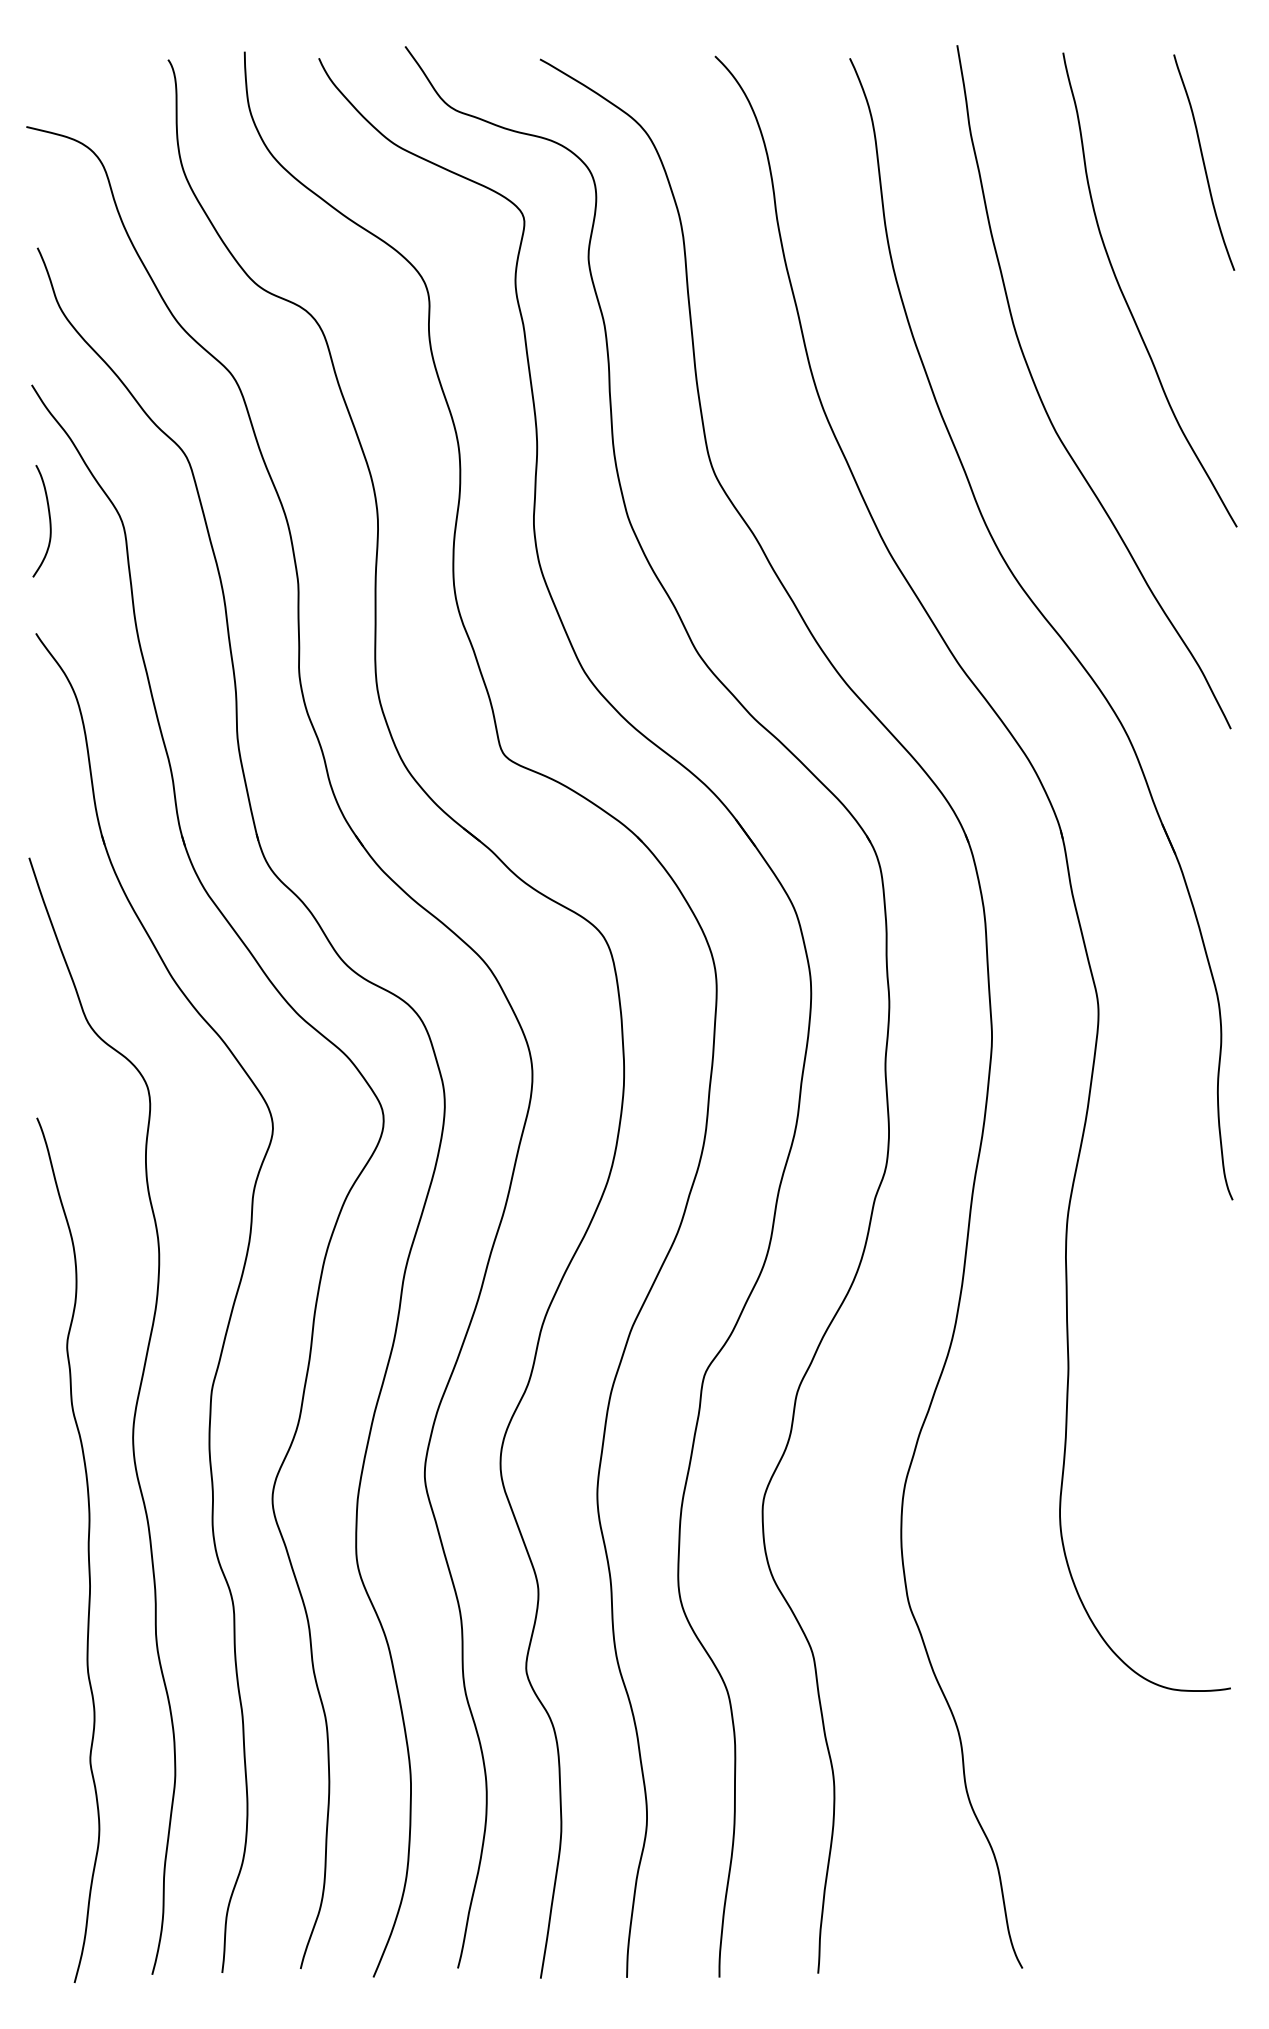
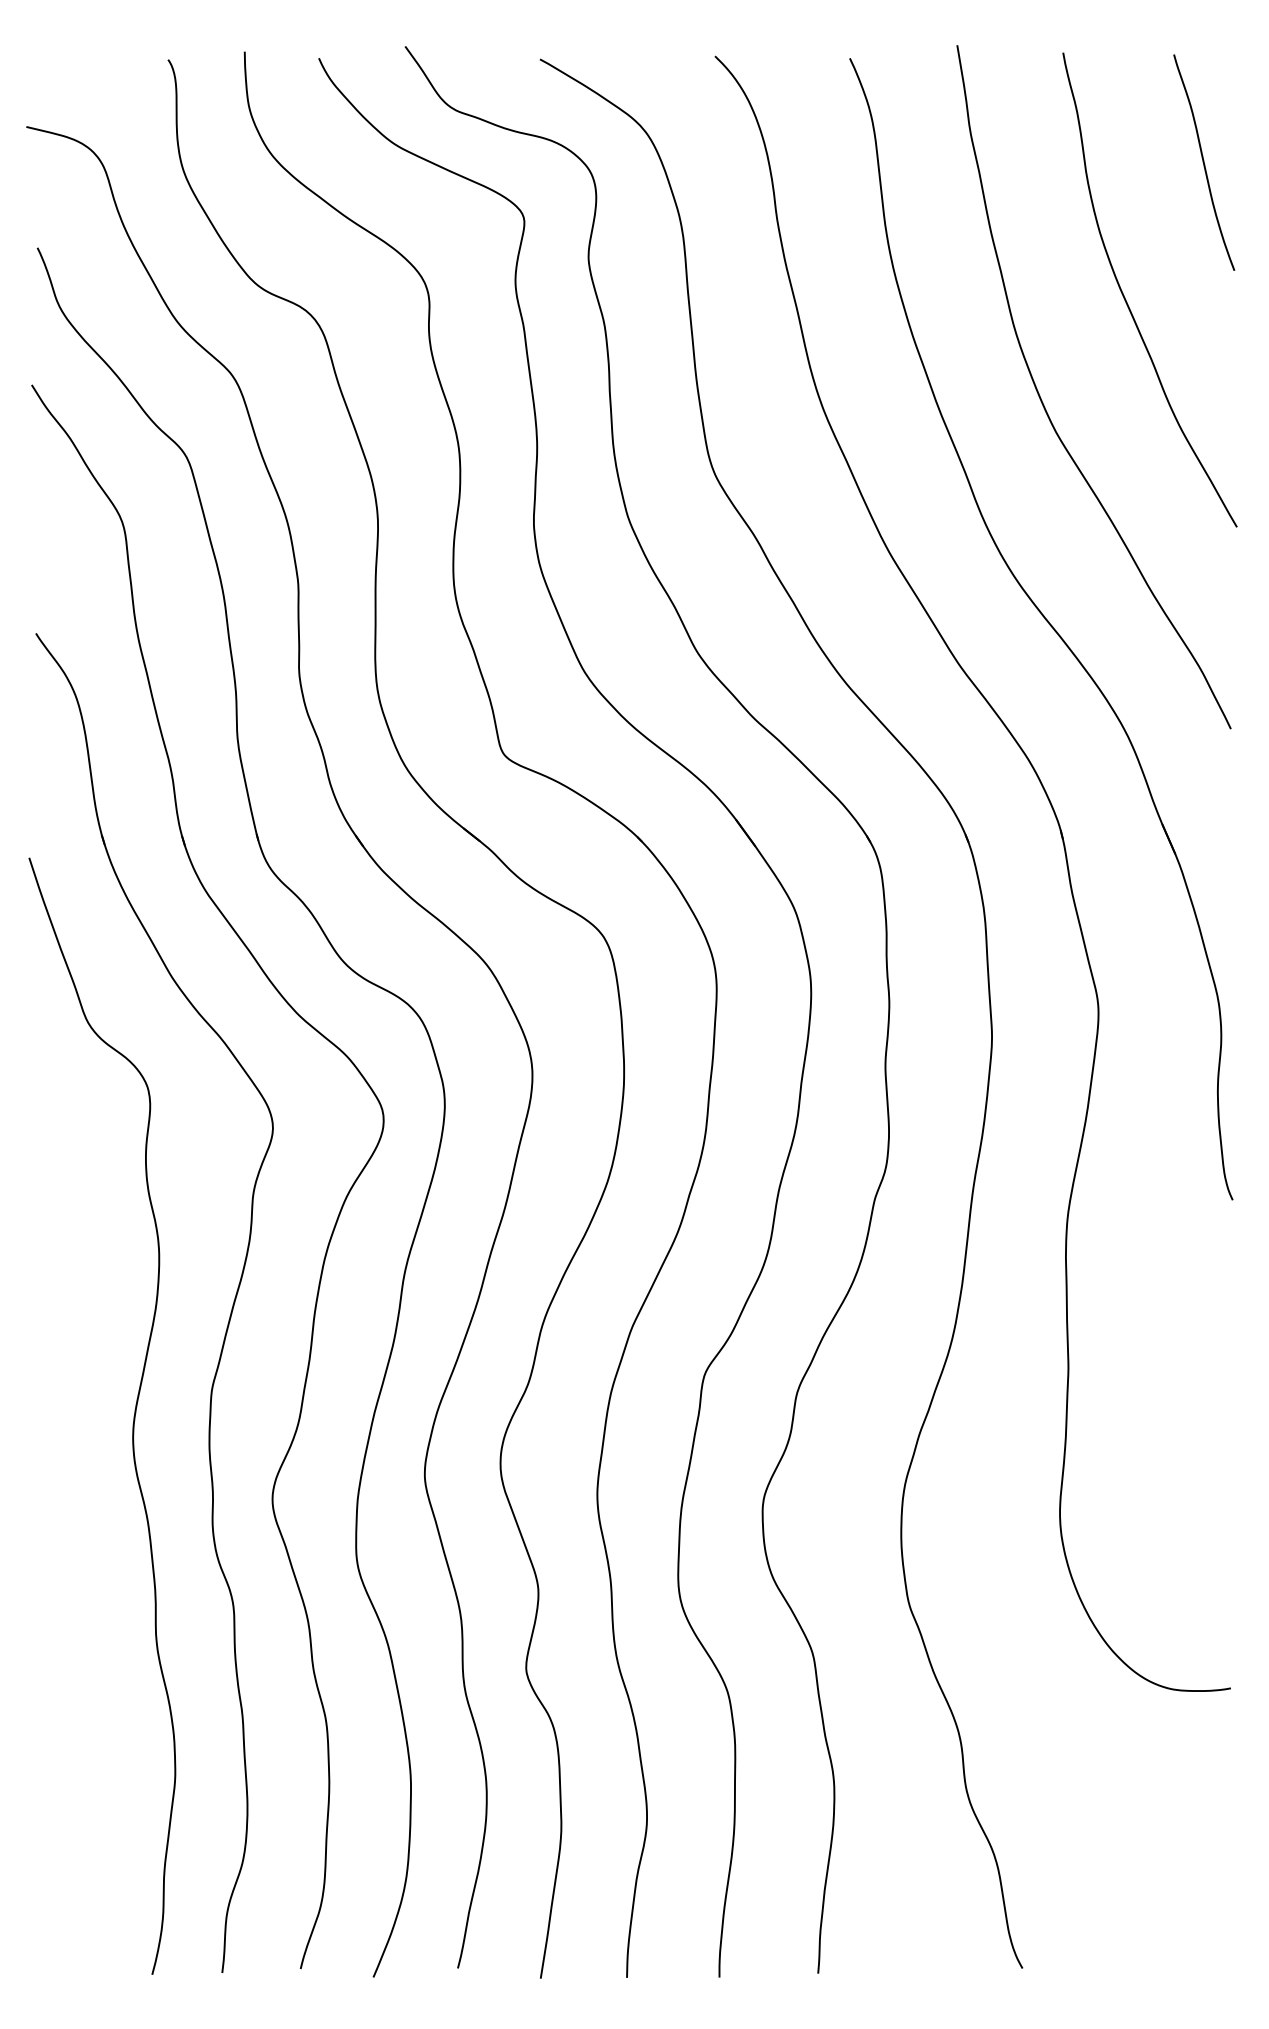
curve: present -> none (49, 521)
curve: present -> none (87, 1550)
